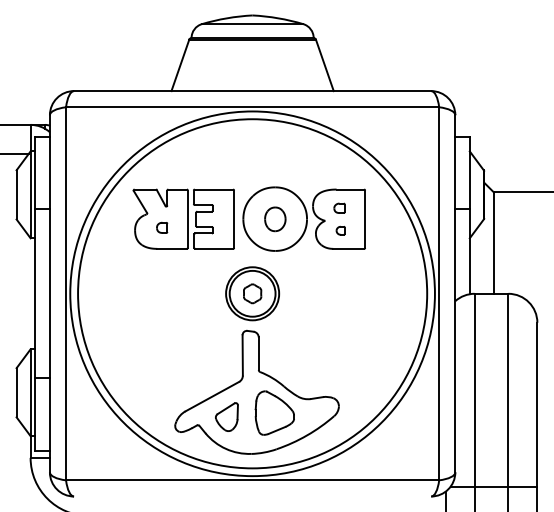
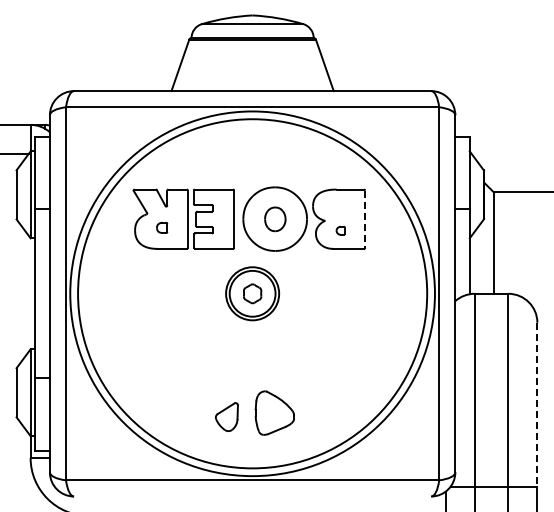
part: present -> none (339, 207)
line: solid -> dashed (365, 219)
part: present -> none (256, 391)
line: solid -> dashed (537, 405)
